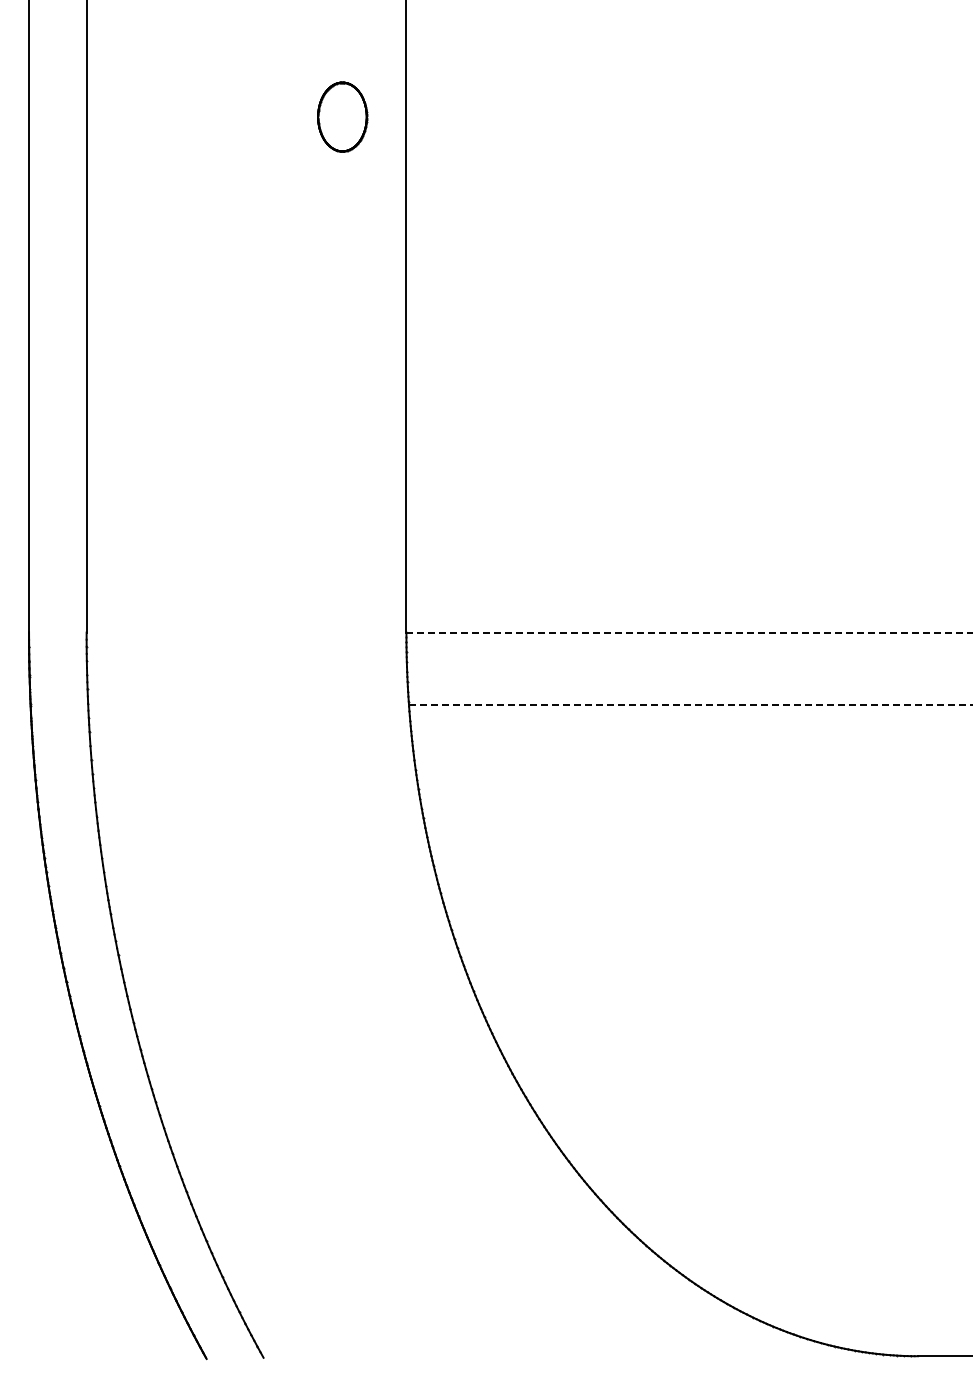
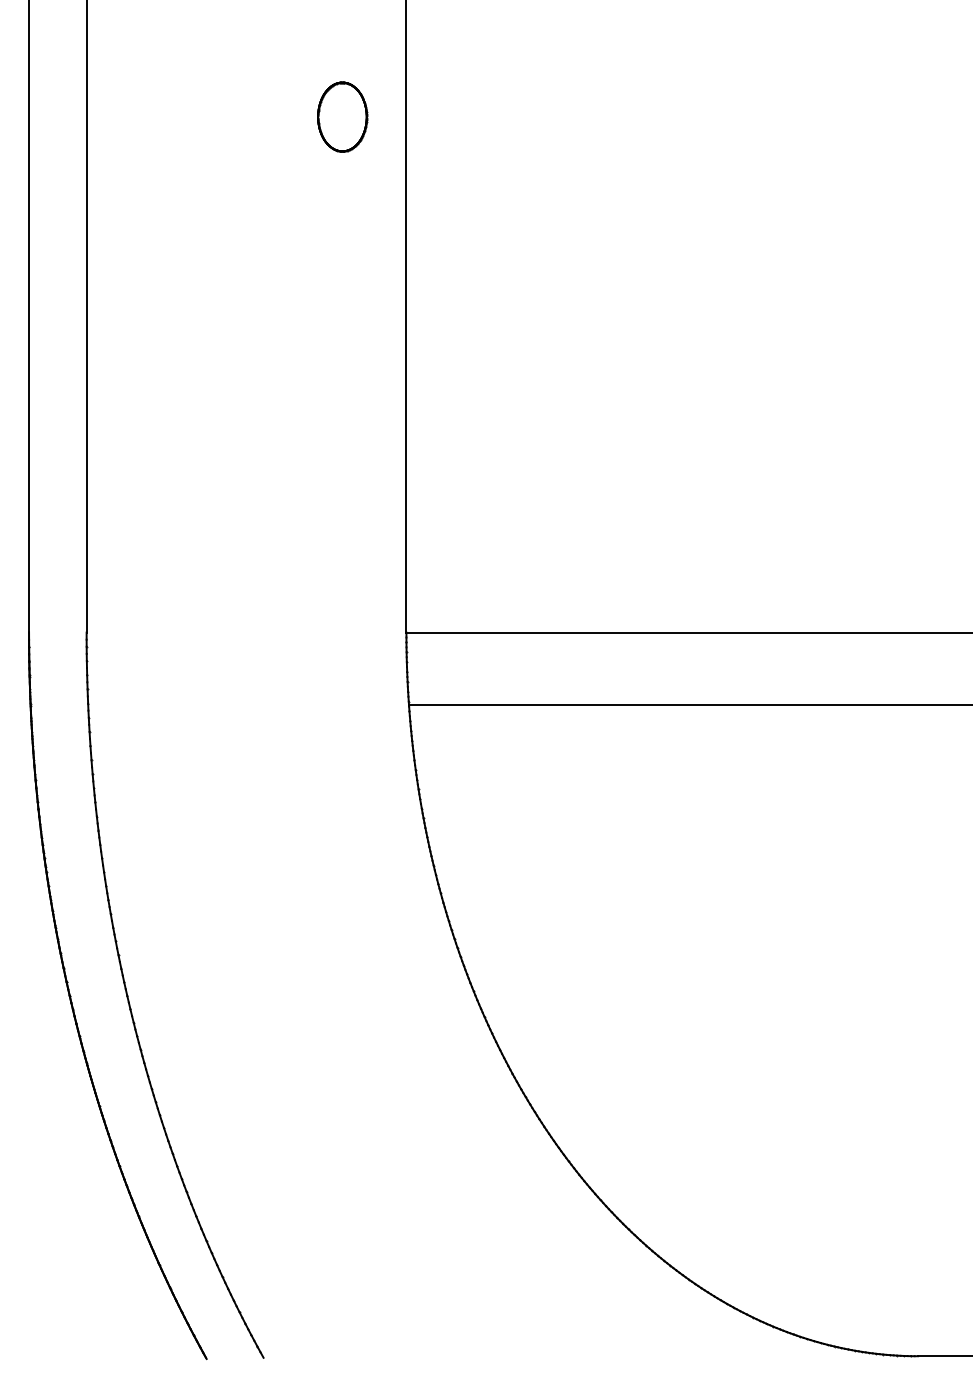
line: dashed -> solid (689, 632)
line: dashed -> solid (691, 704)
